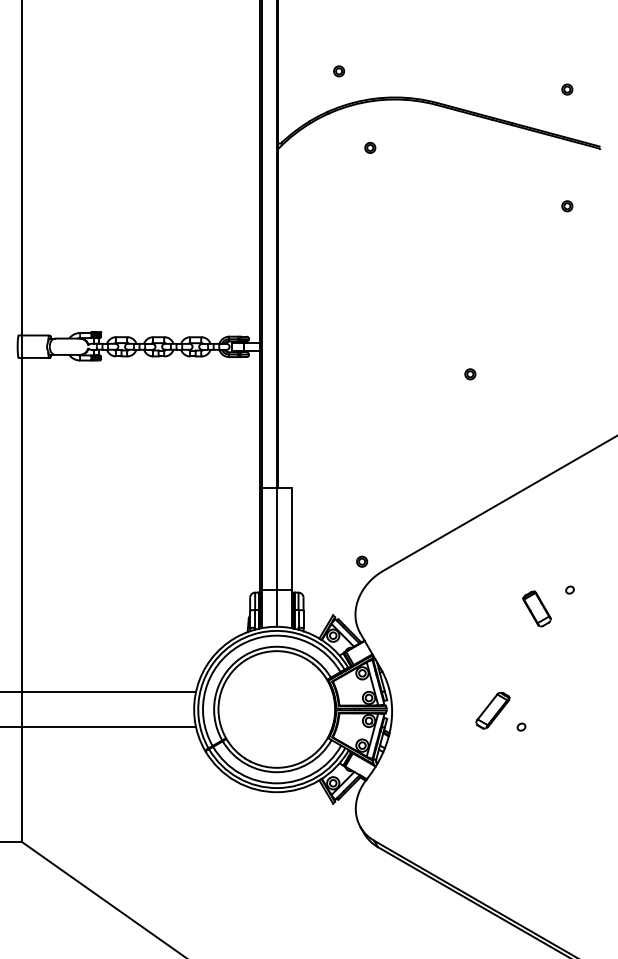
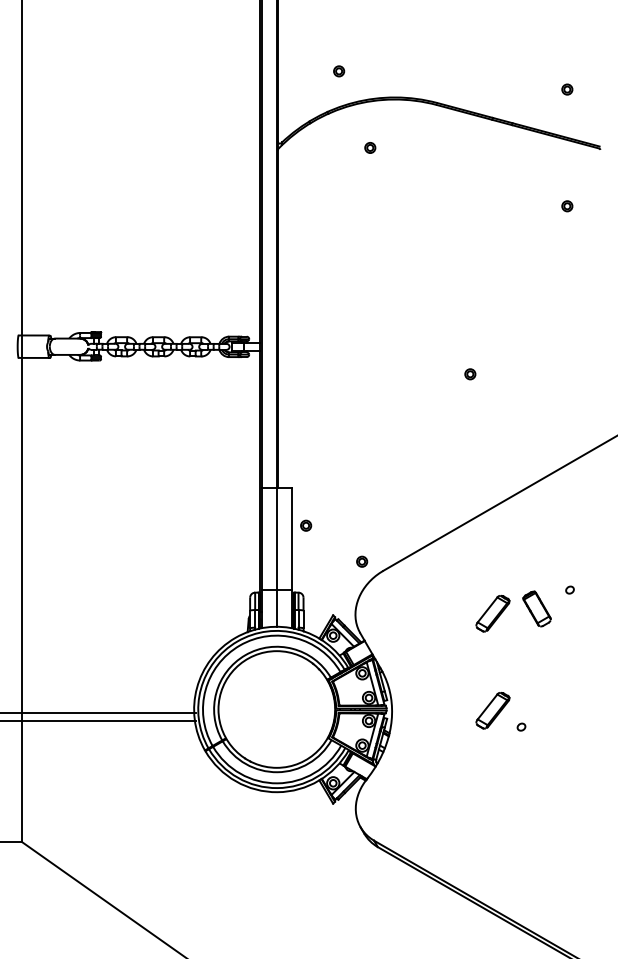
part: none -> present (306, 525)
part: none -> present (492, 613)
line position: (98, 692) -> (98, 713) (98, 713)
line position: (98, 726) -> (98, 720) (98, 720)
